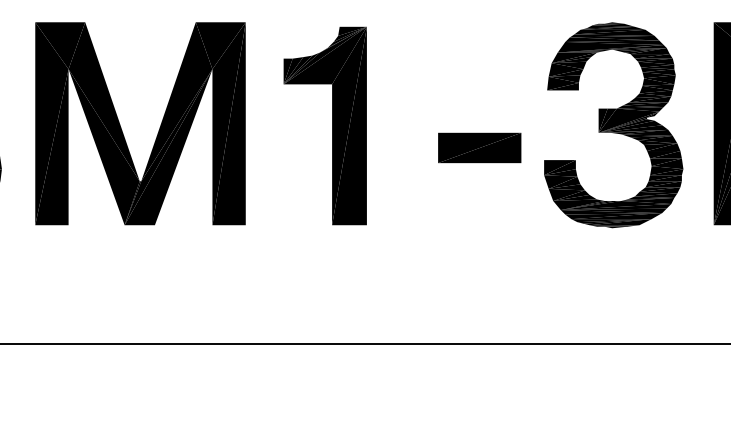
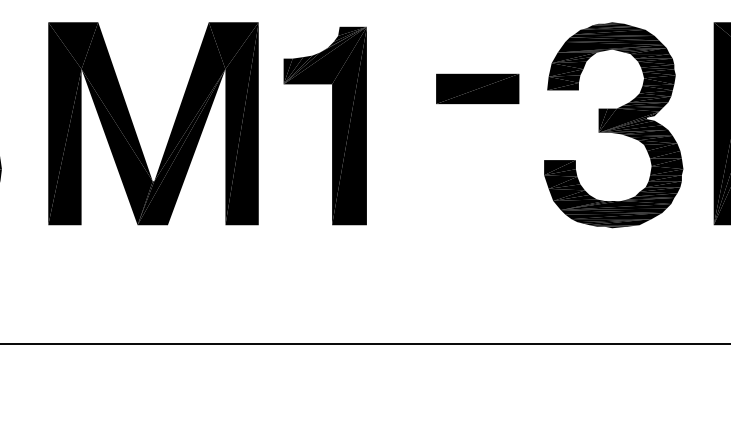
part position: (122, 130) -> (135, 130) (135, 130)
part position: (479, 147) -> (477, 88) (477, 88)
